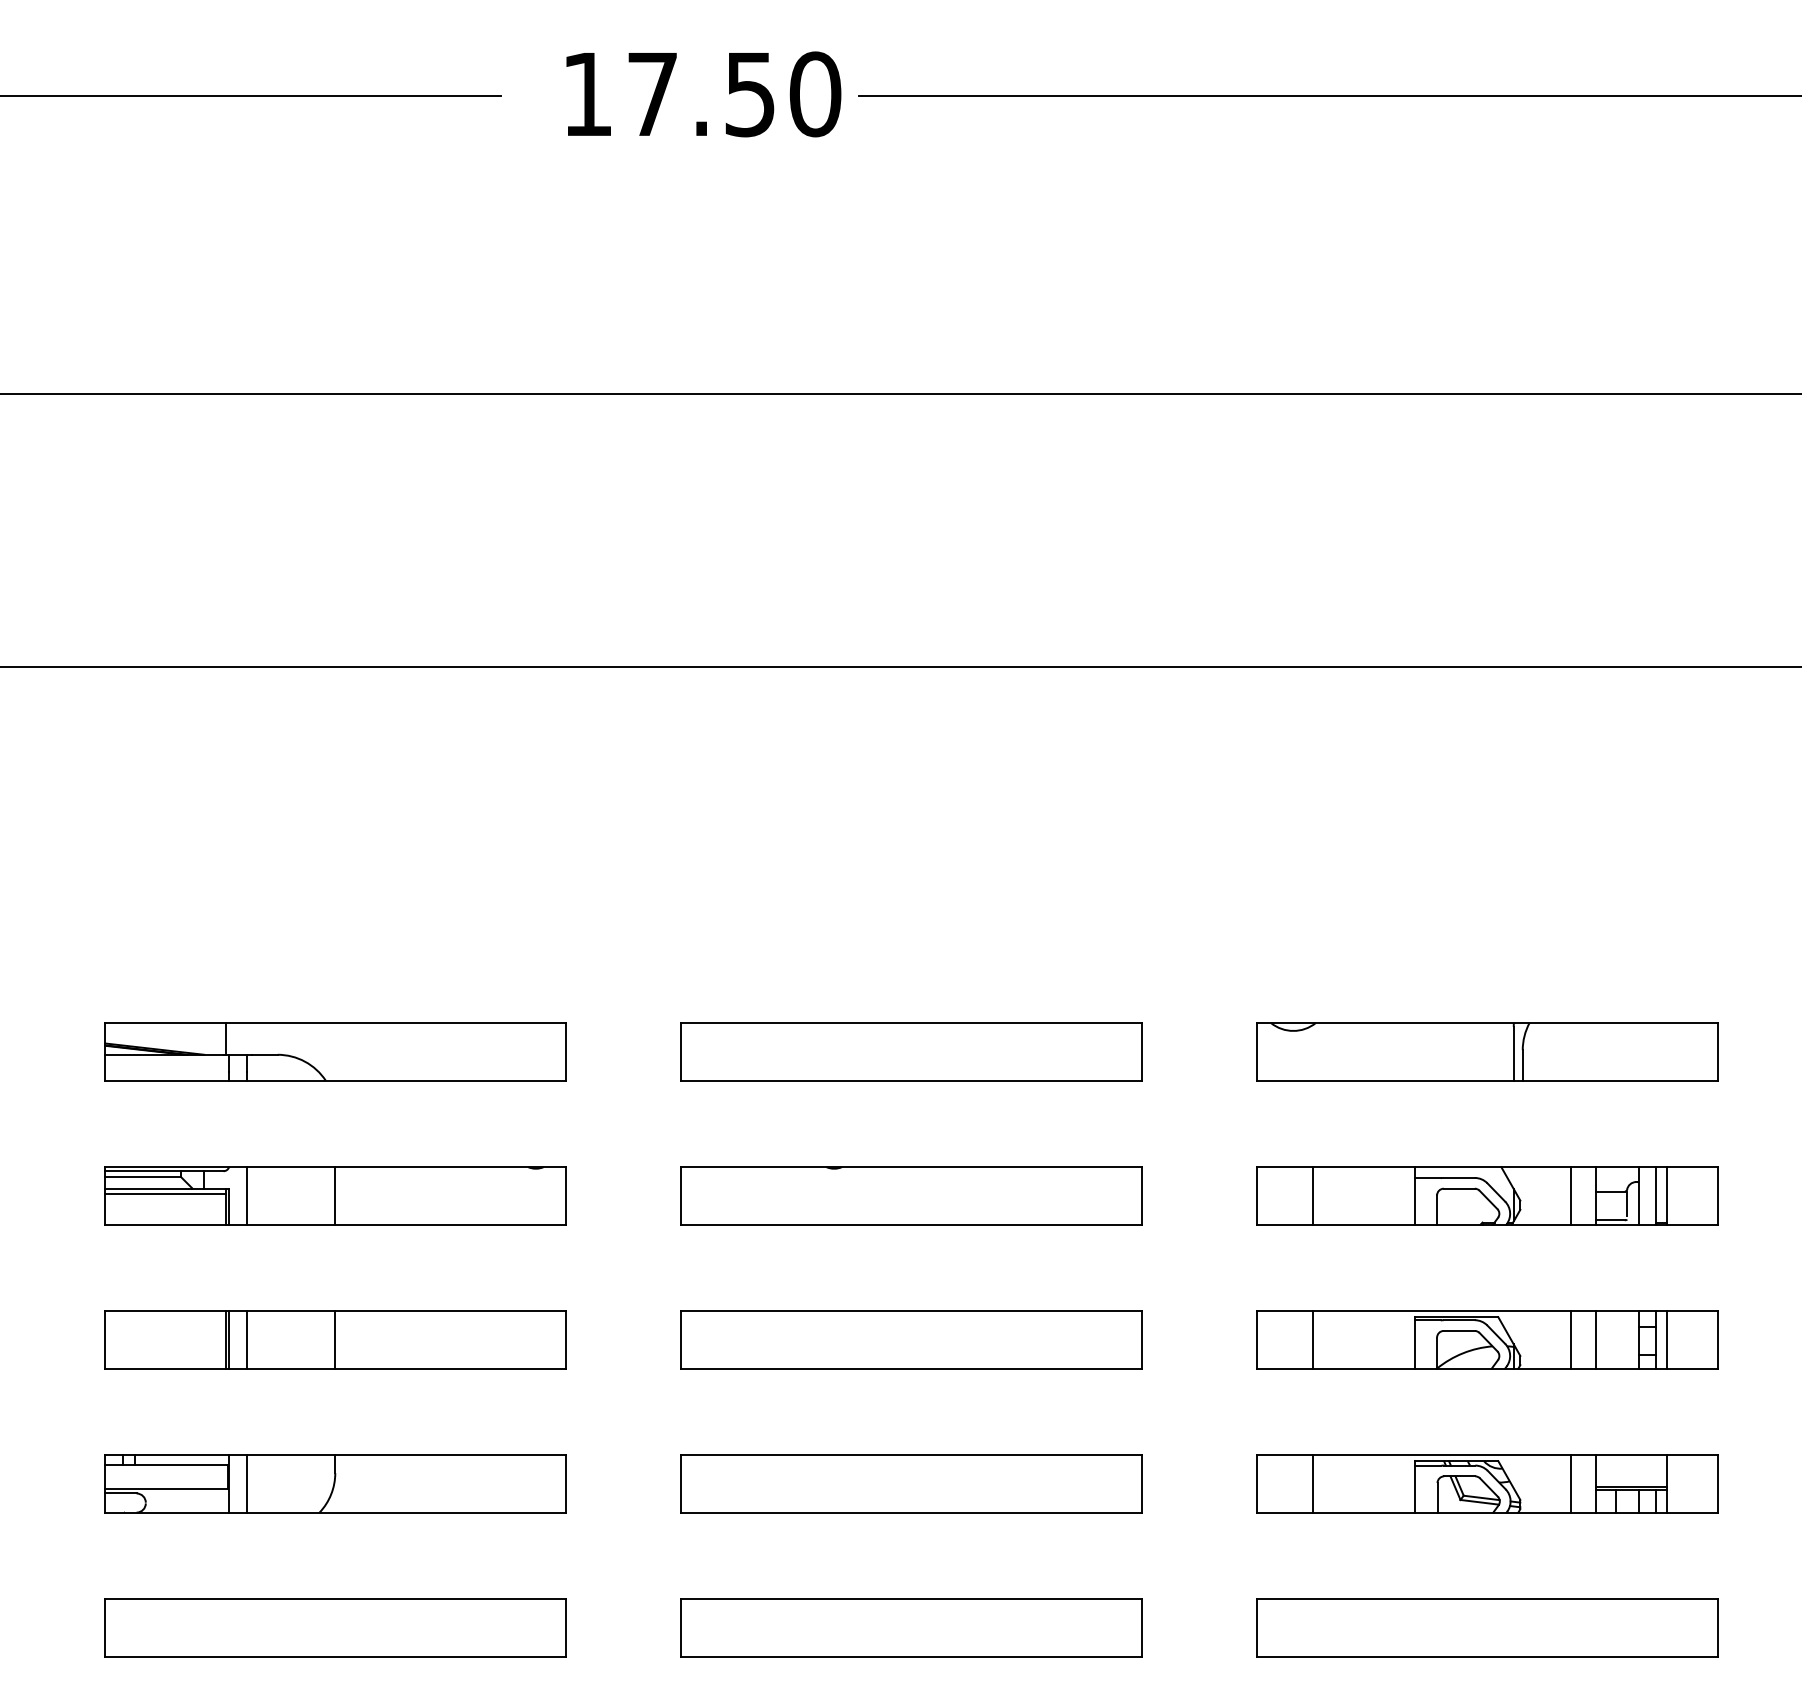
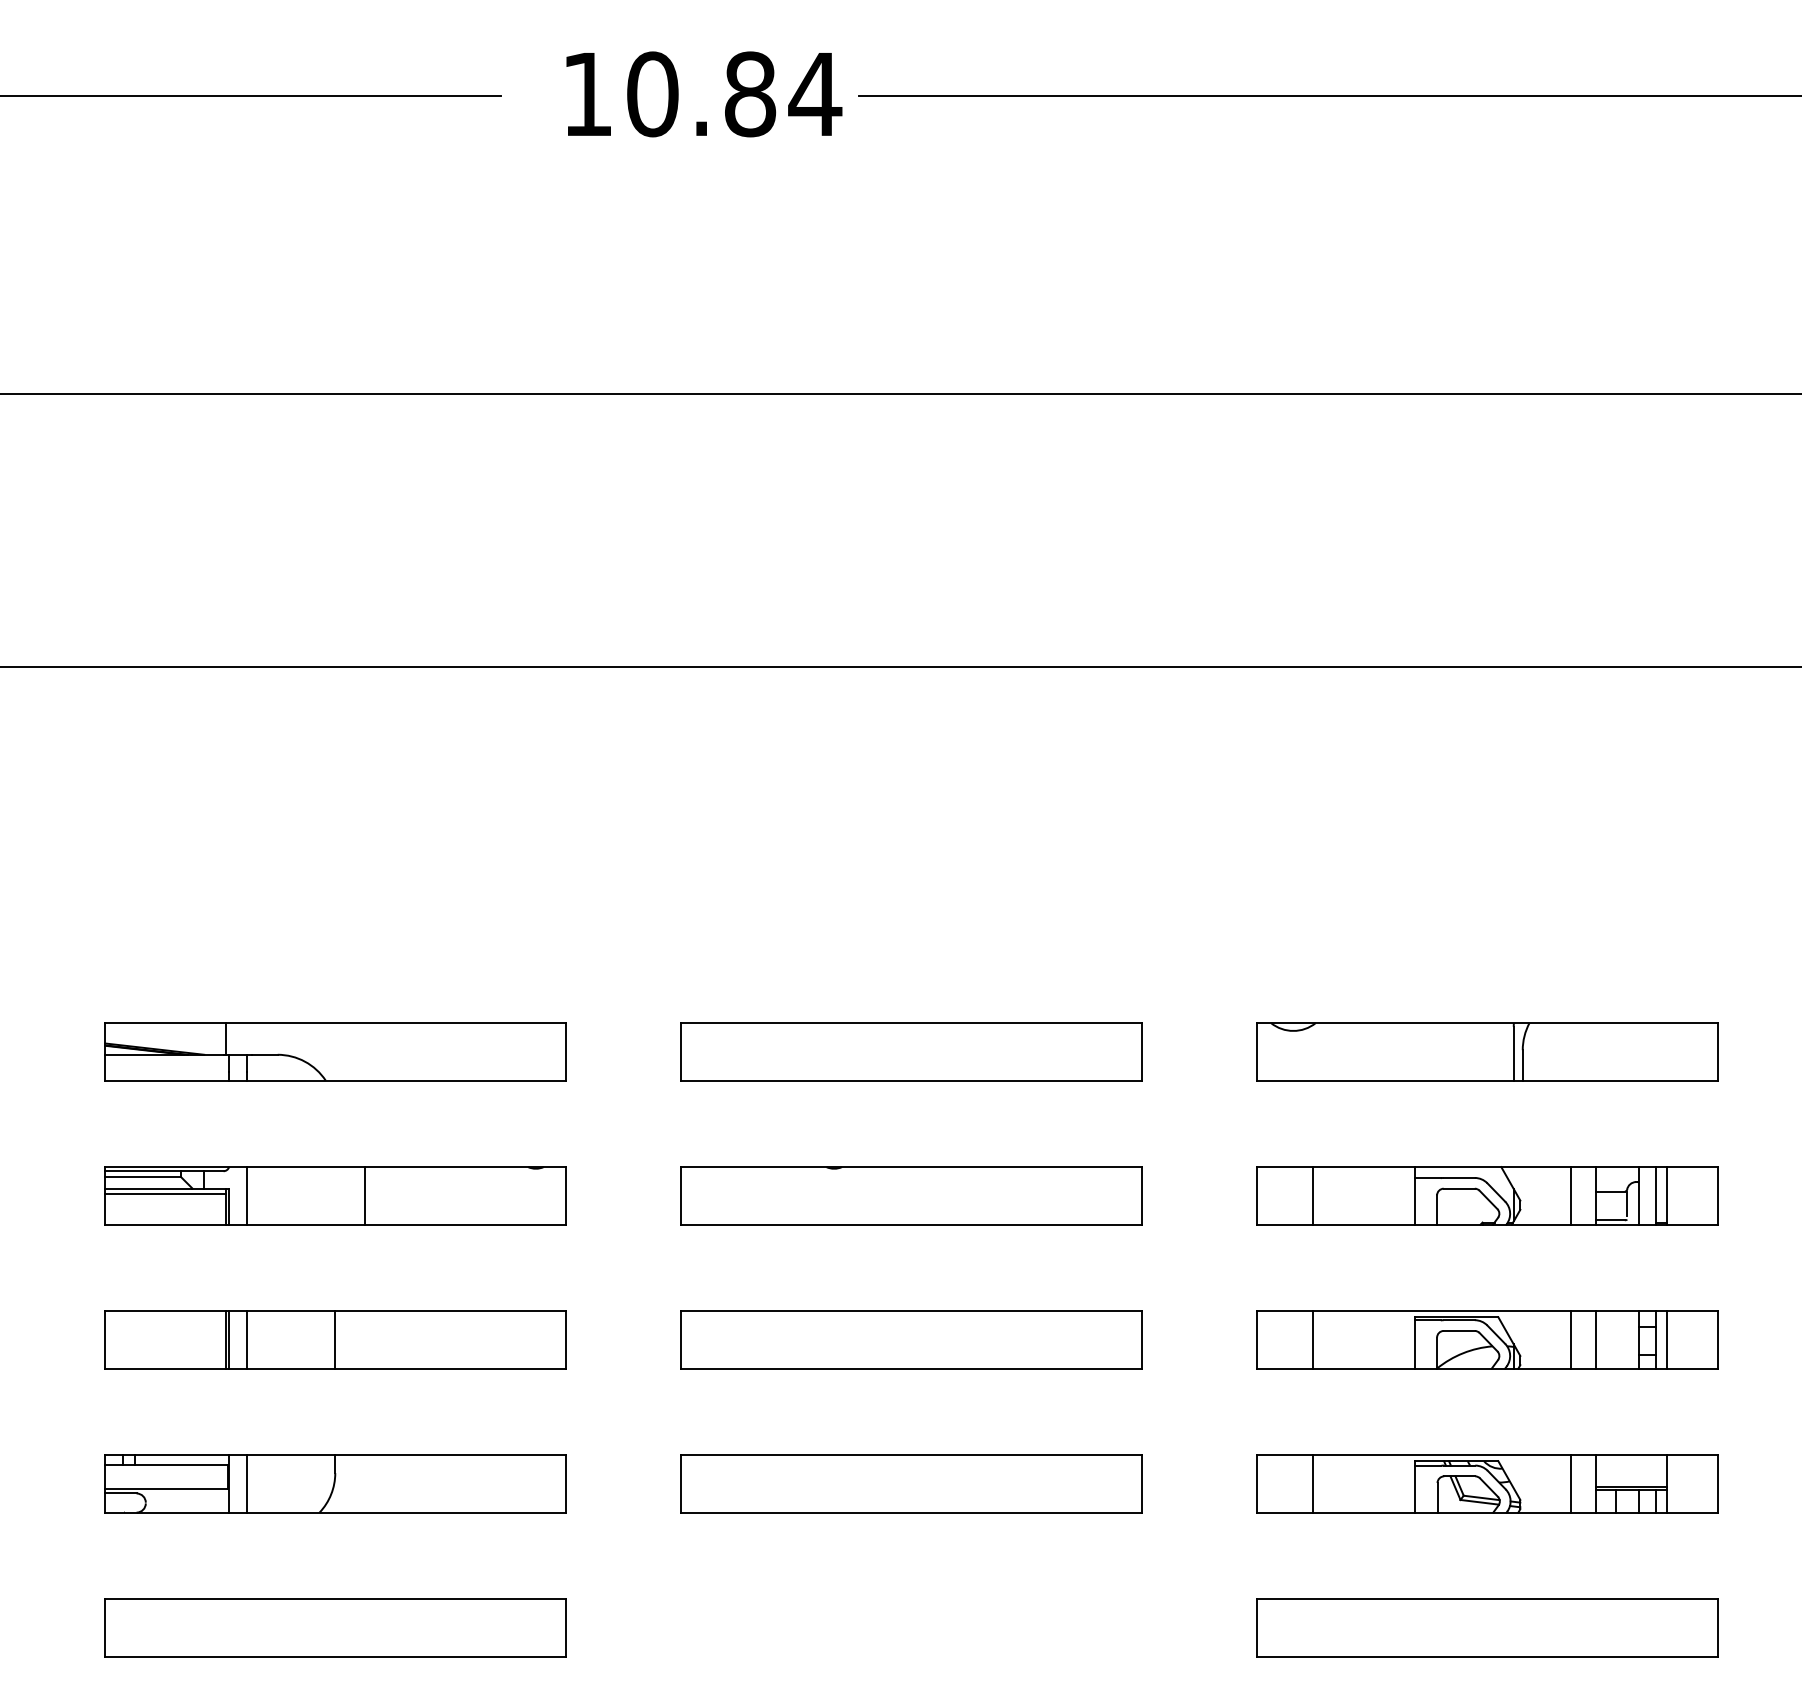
text: 17.50 -> 10.84 (734, 94)
line position: (335, 1195) -> (365, 1195) (365, 1195)
part: present -> none (911, 1627)
